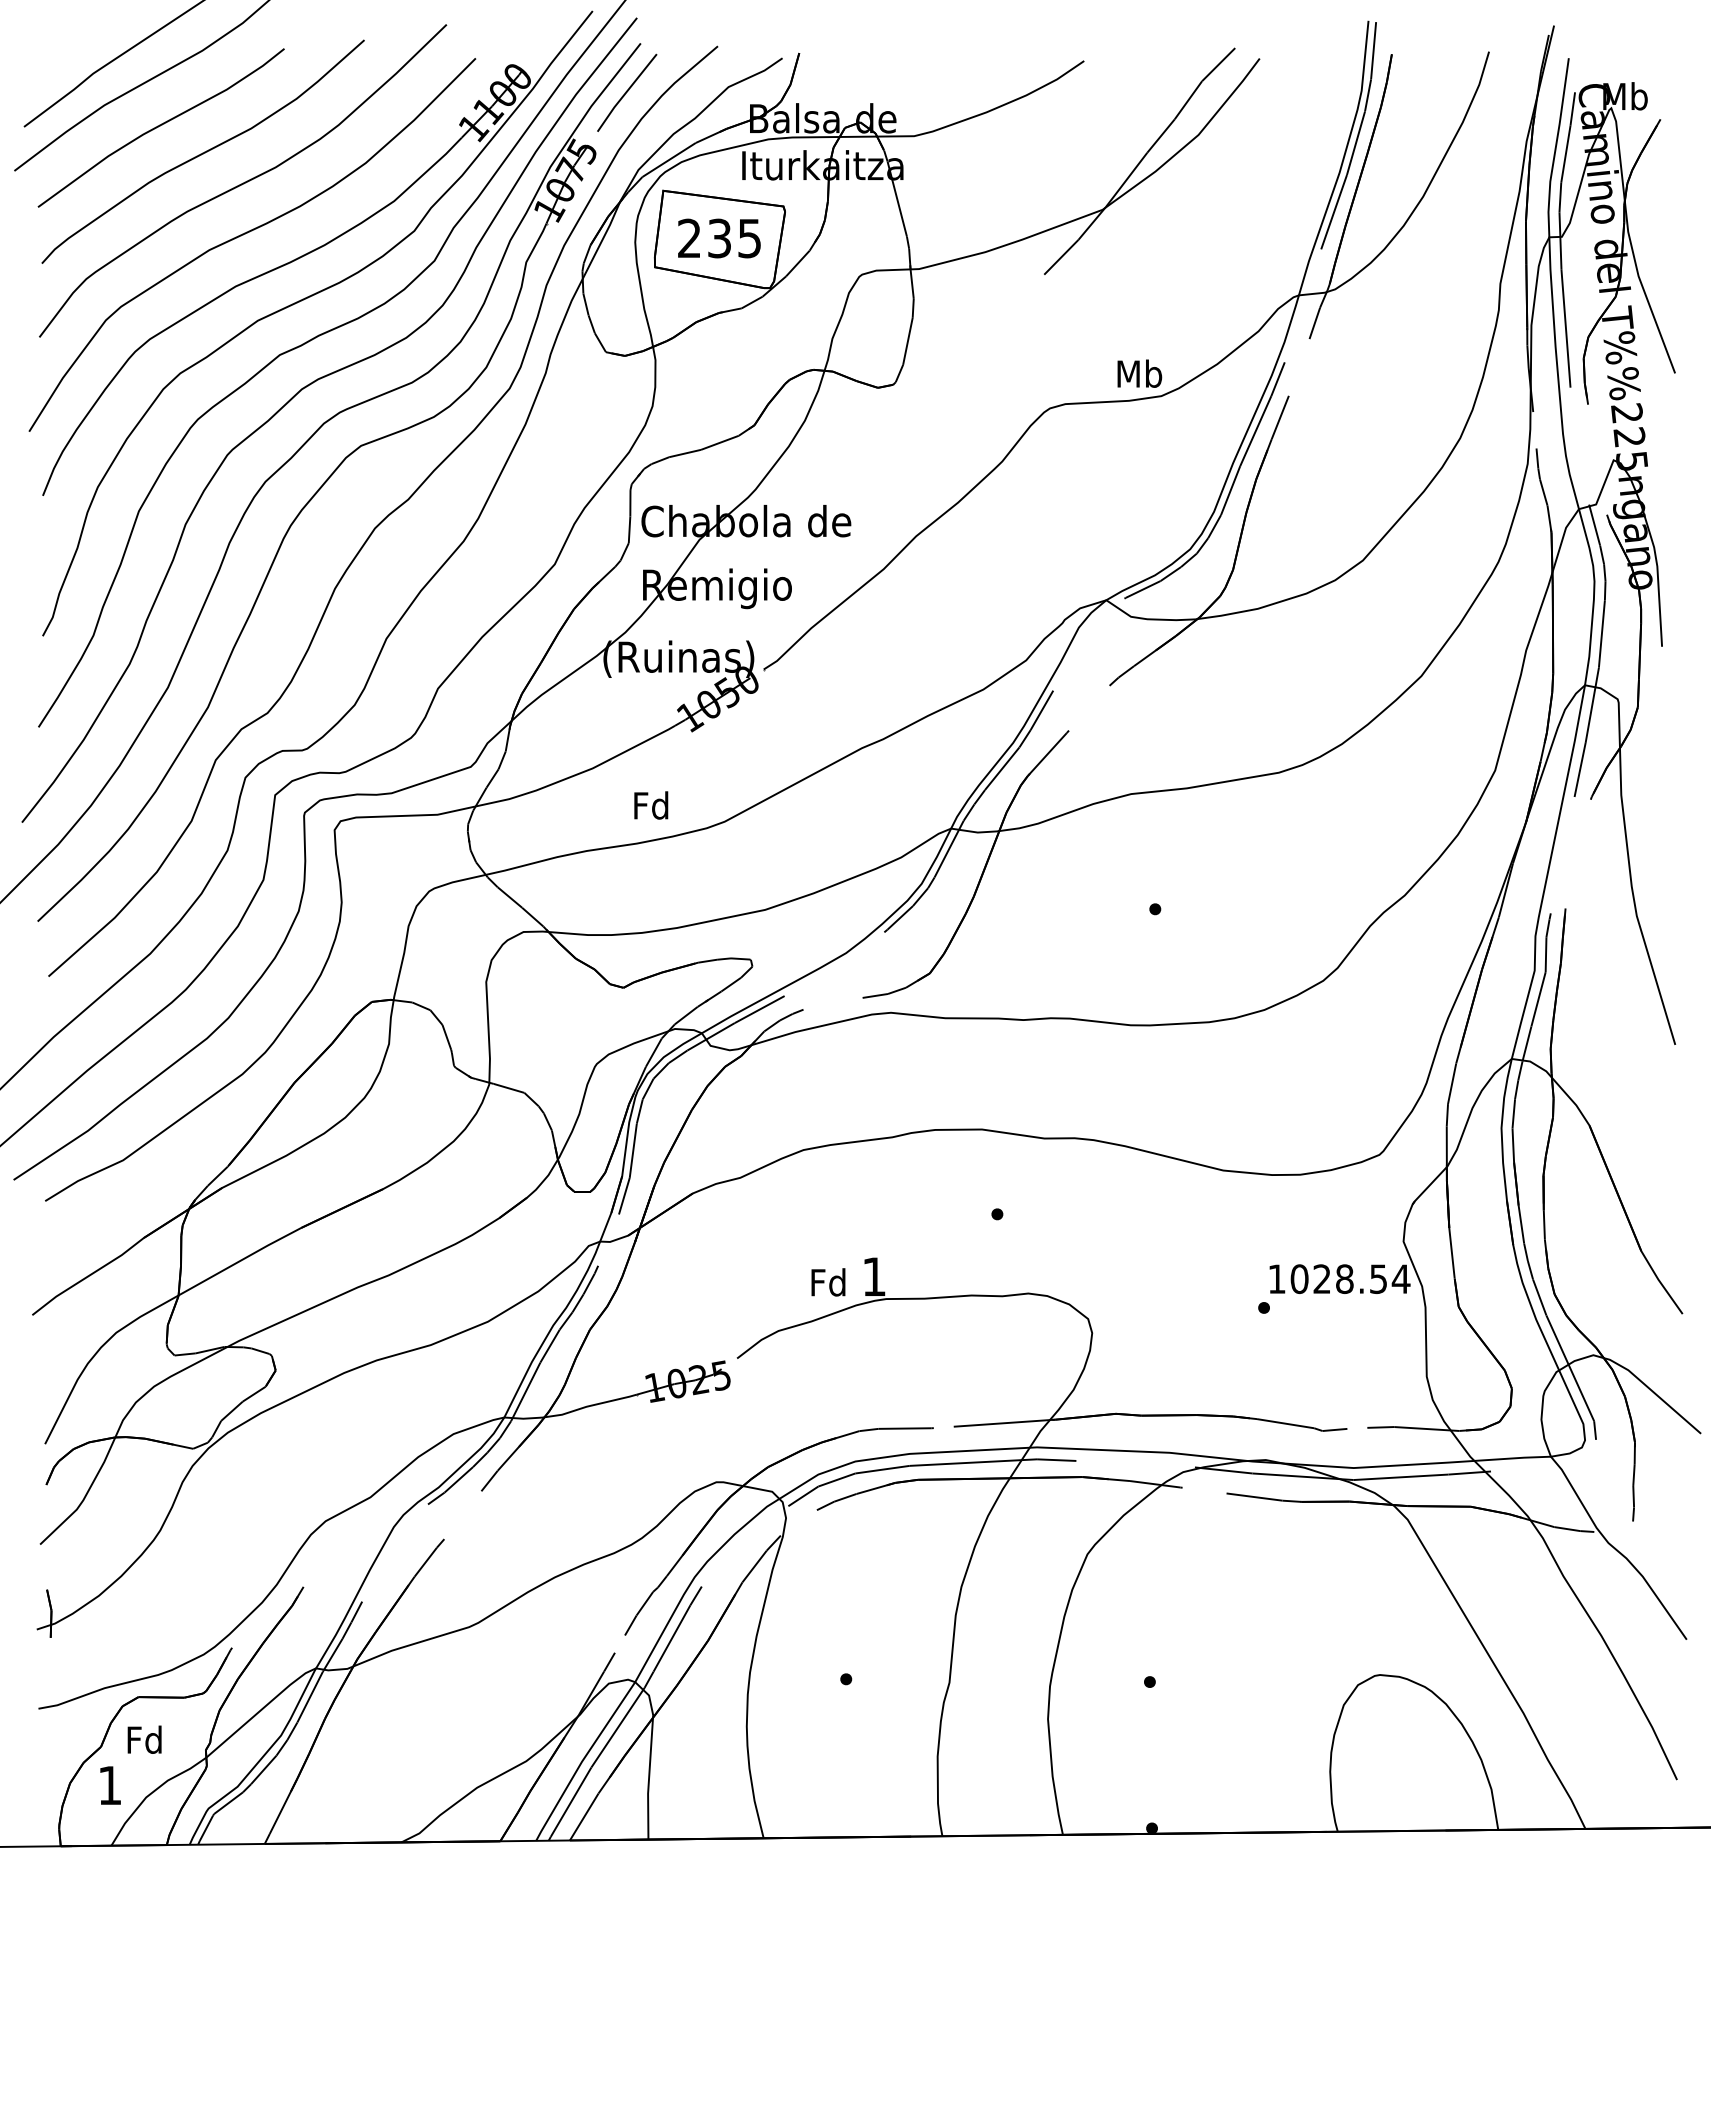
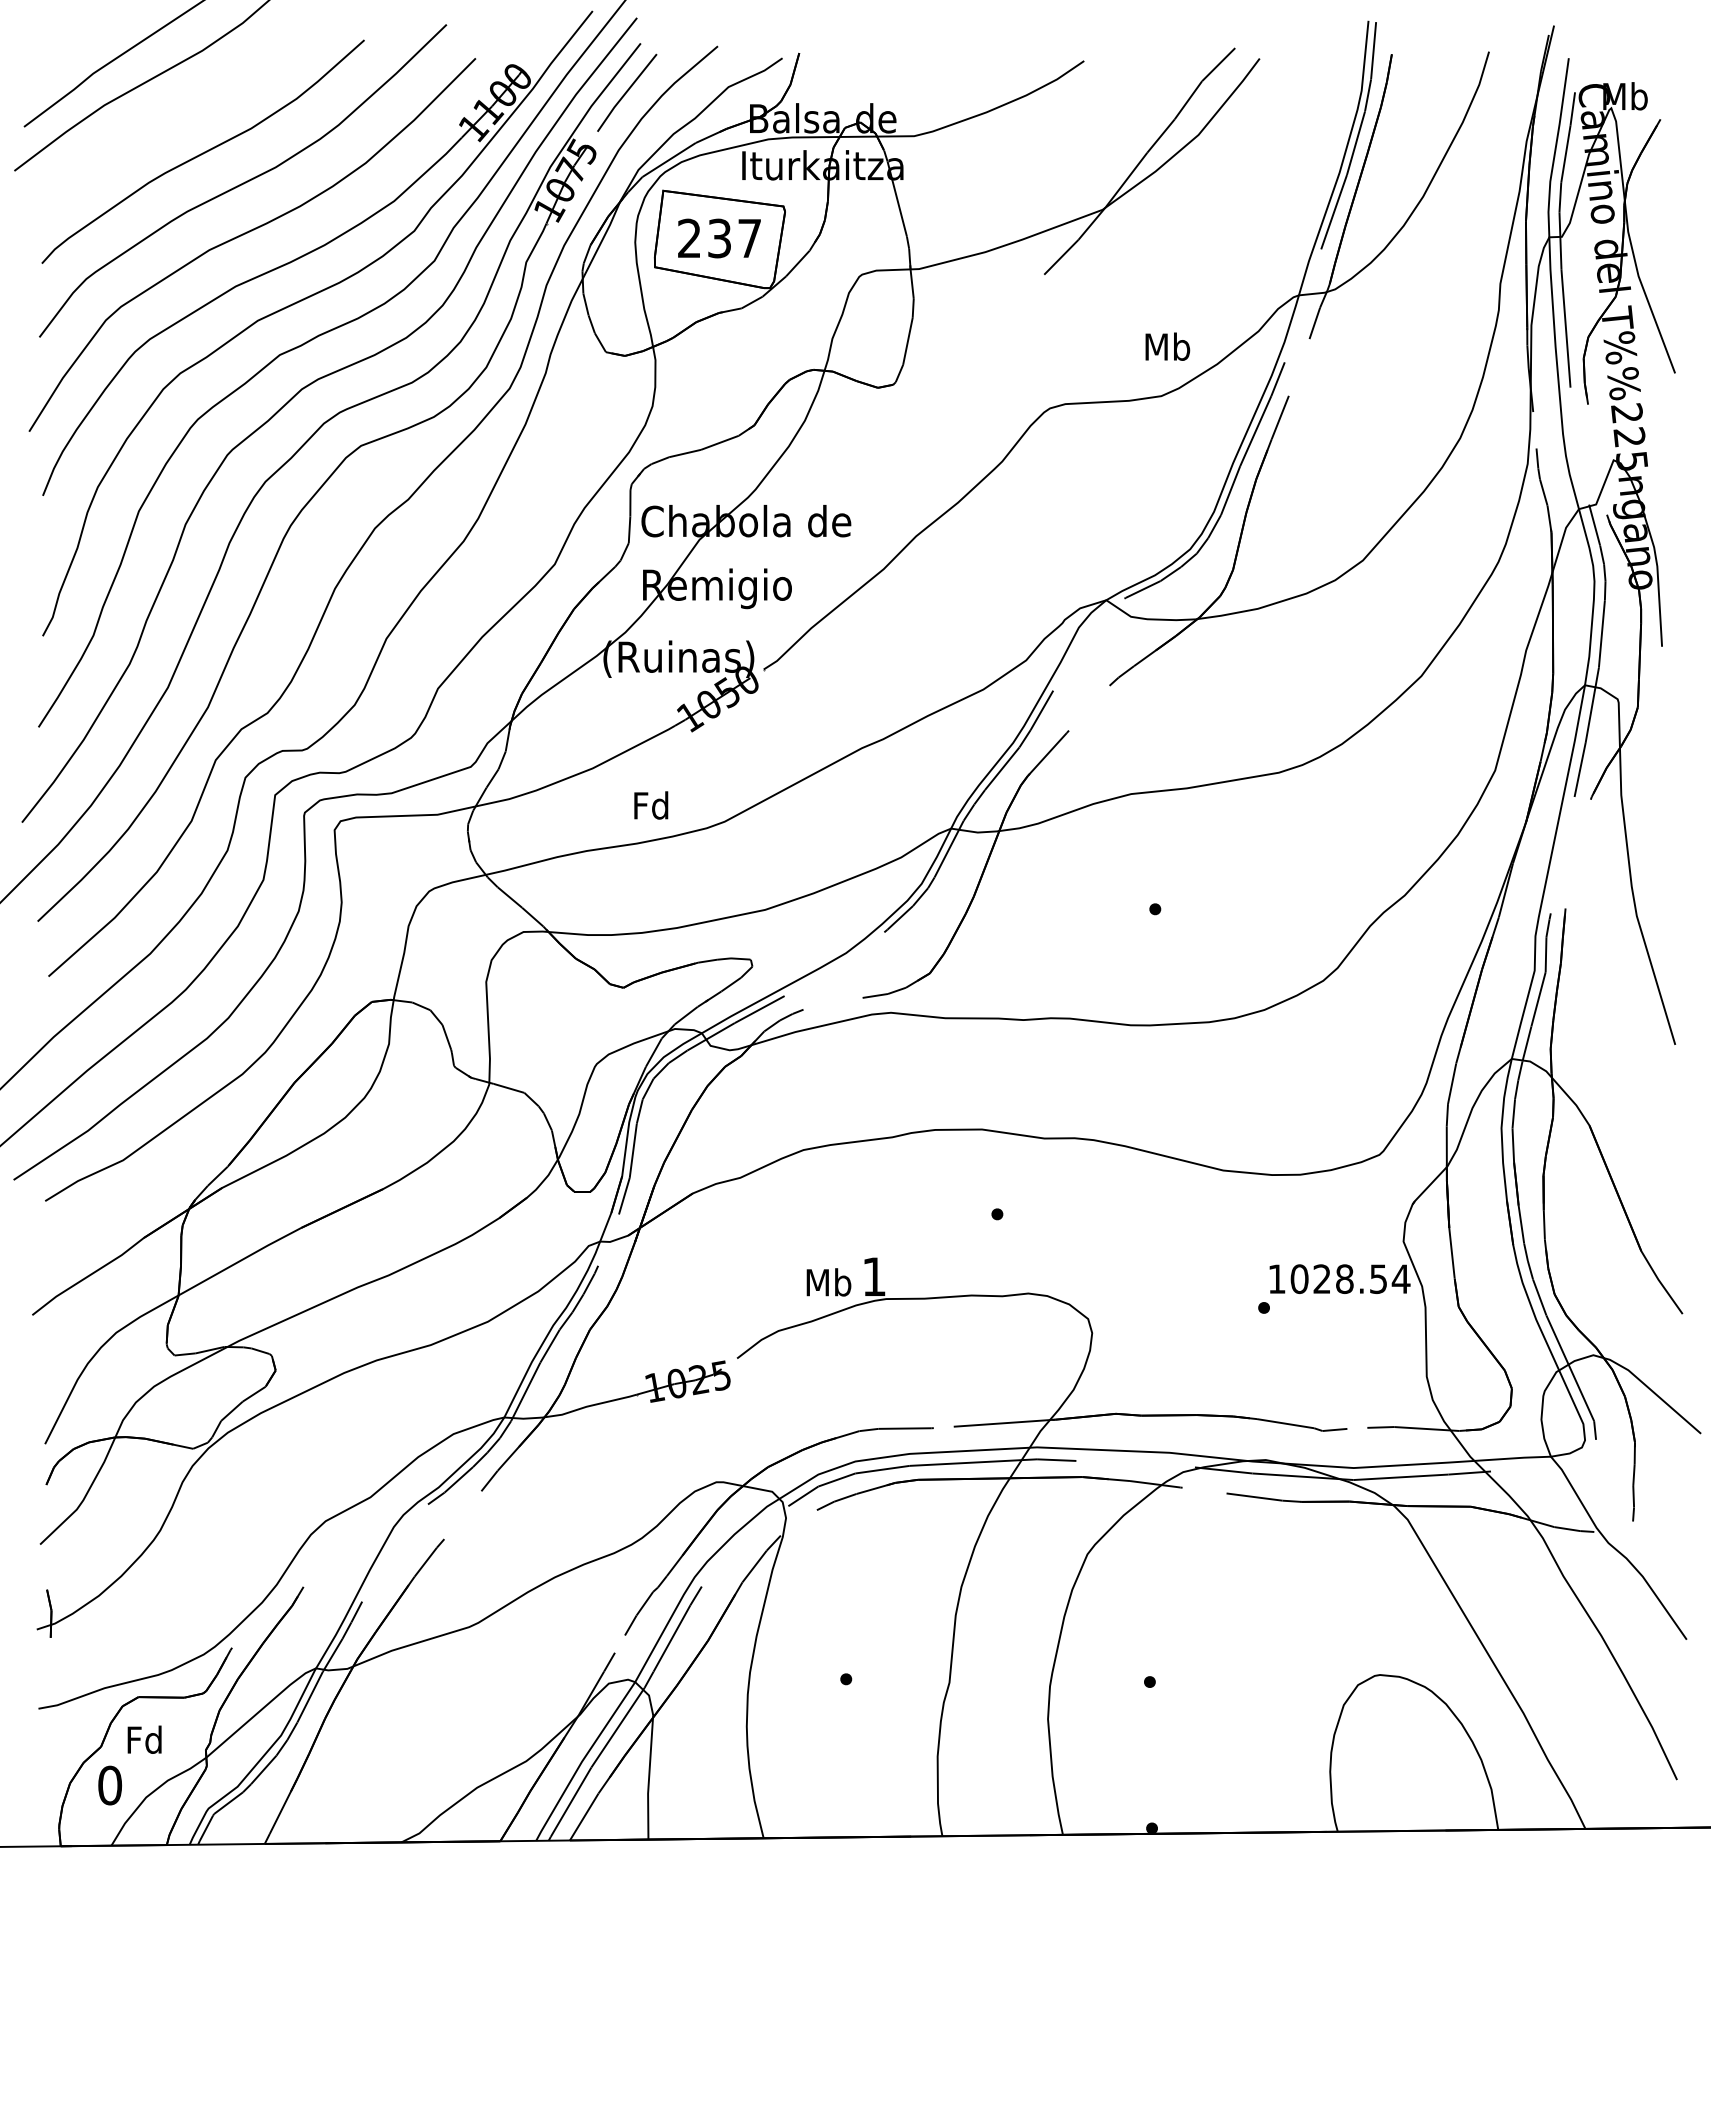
curve: present -> none (160, 126)
text: 235 -> 237 (749, 238)
text position: (1139, 373) -> (1167, 346) (1167, 346)
text: Fd -> Mb (828, 1282)
text: 1 -> 0 (110, 1785)
